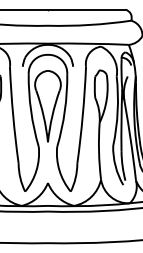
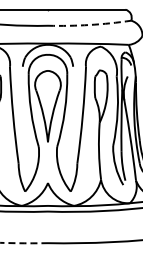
arc: solid -> dashed (89, 24)
arc: solid -> dashed (24, 243)
